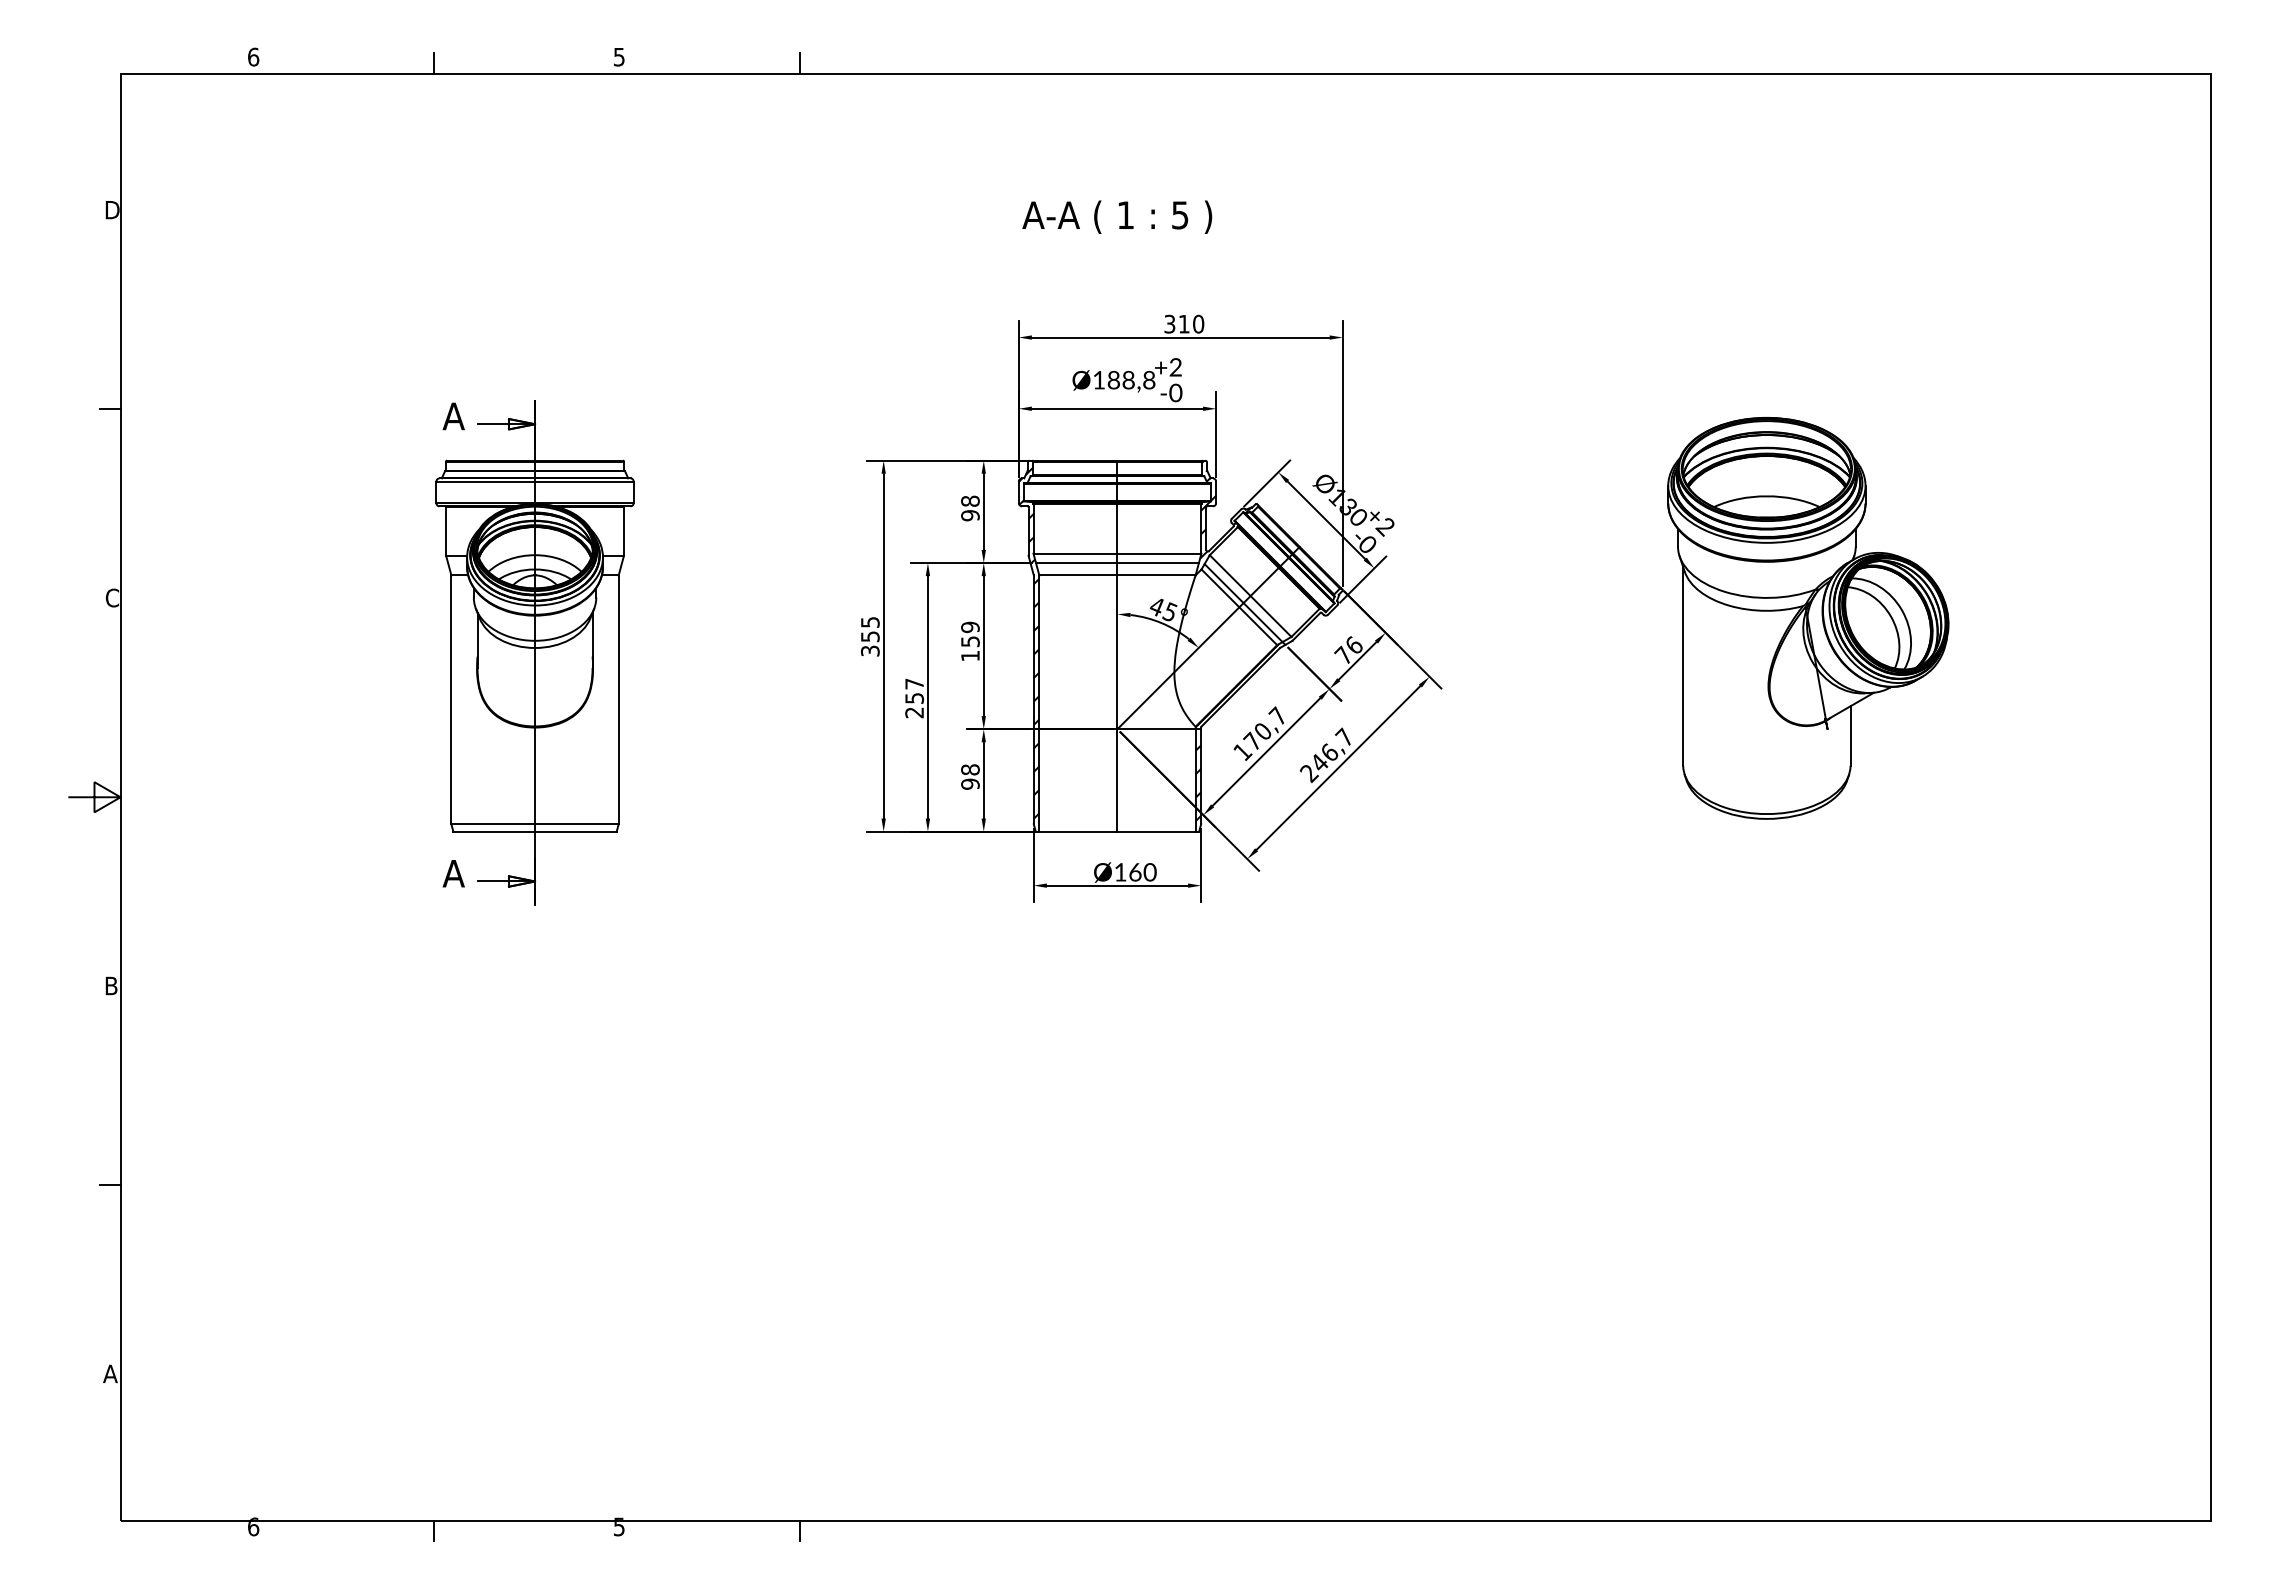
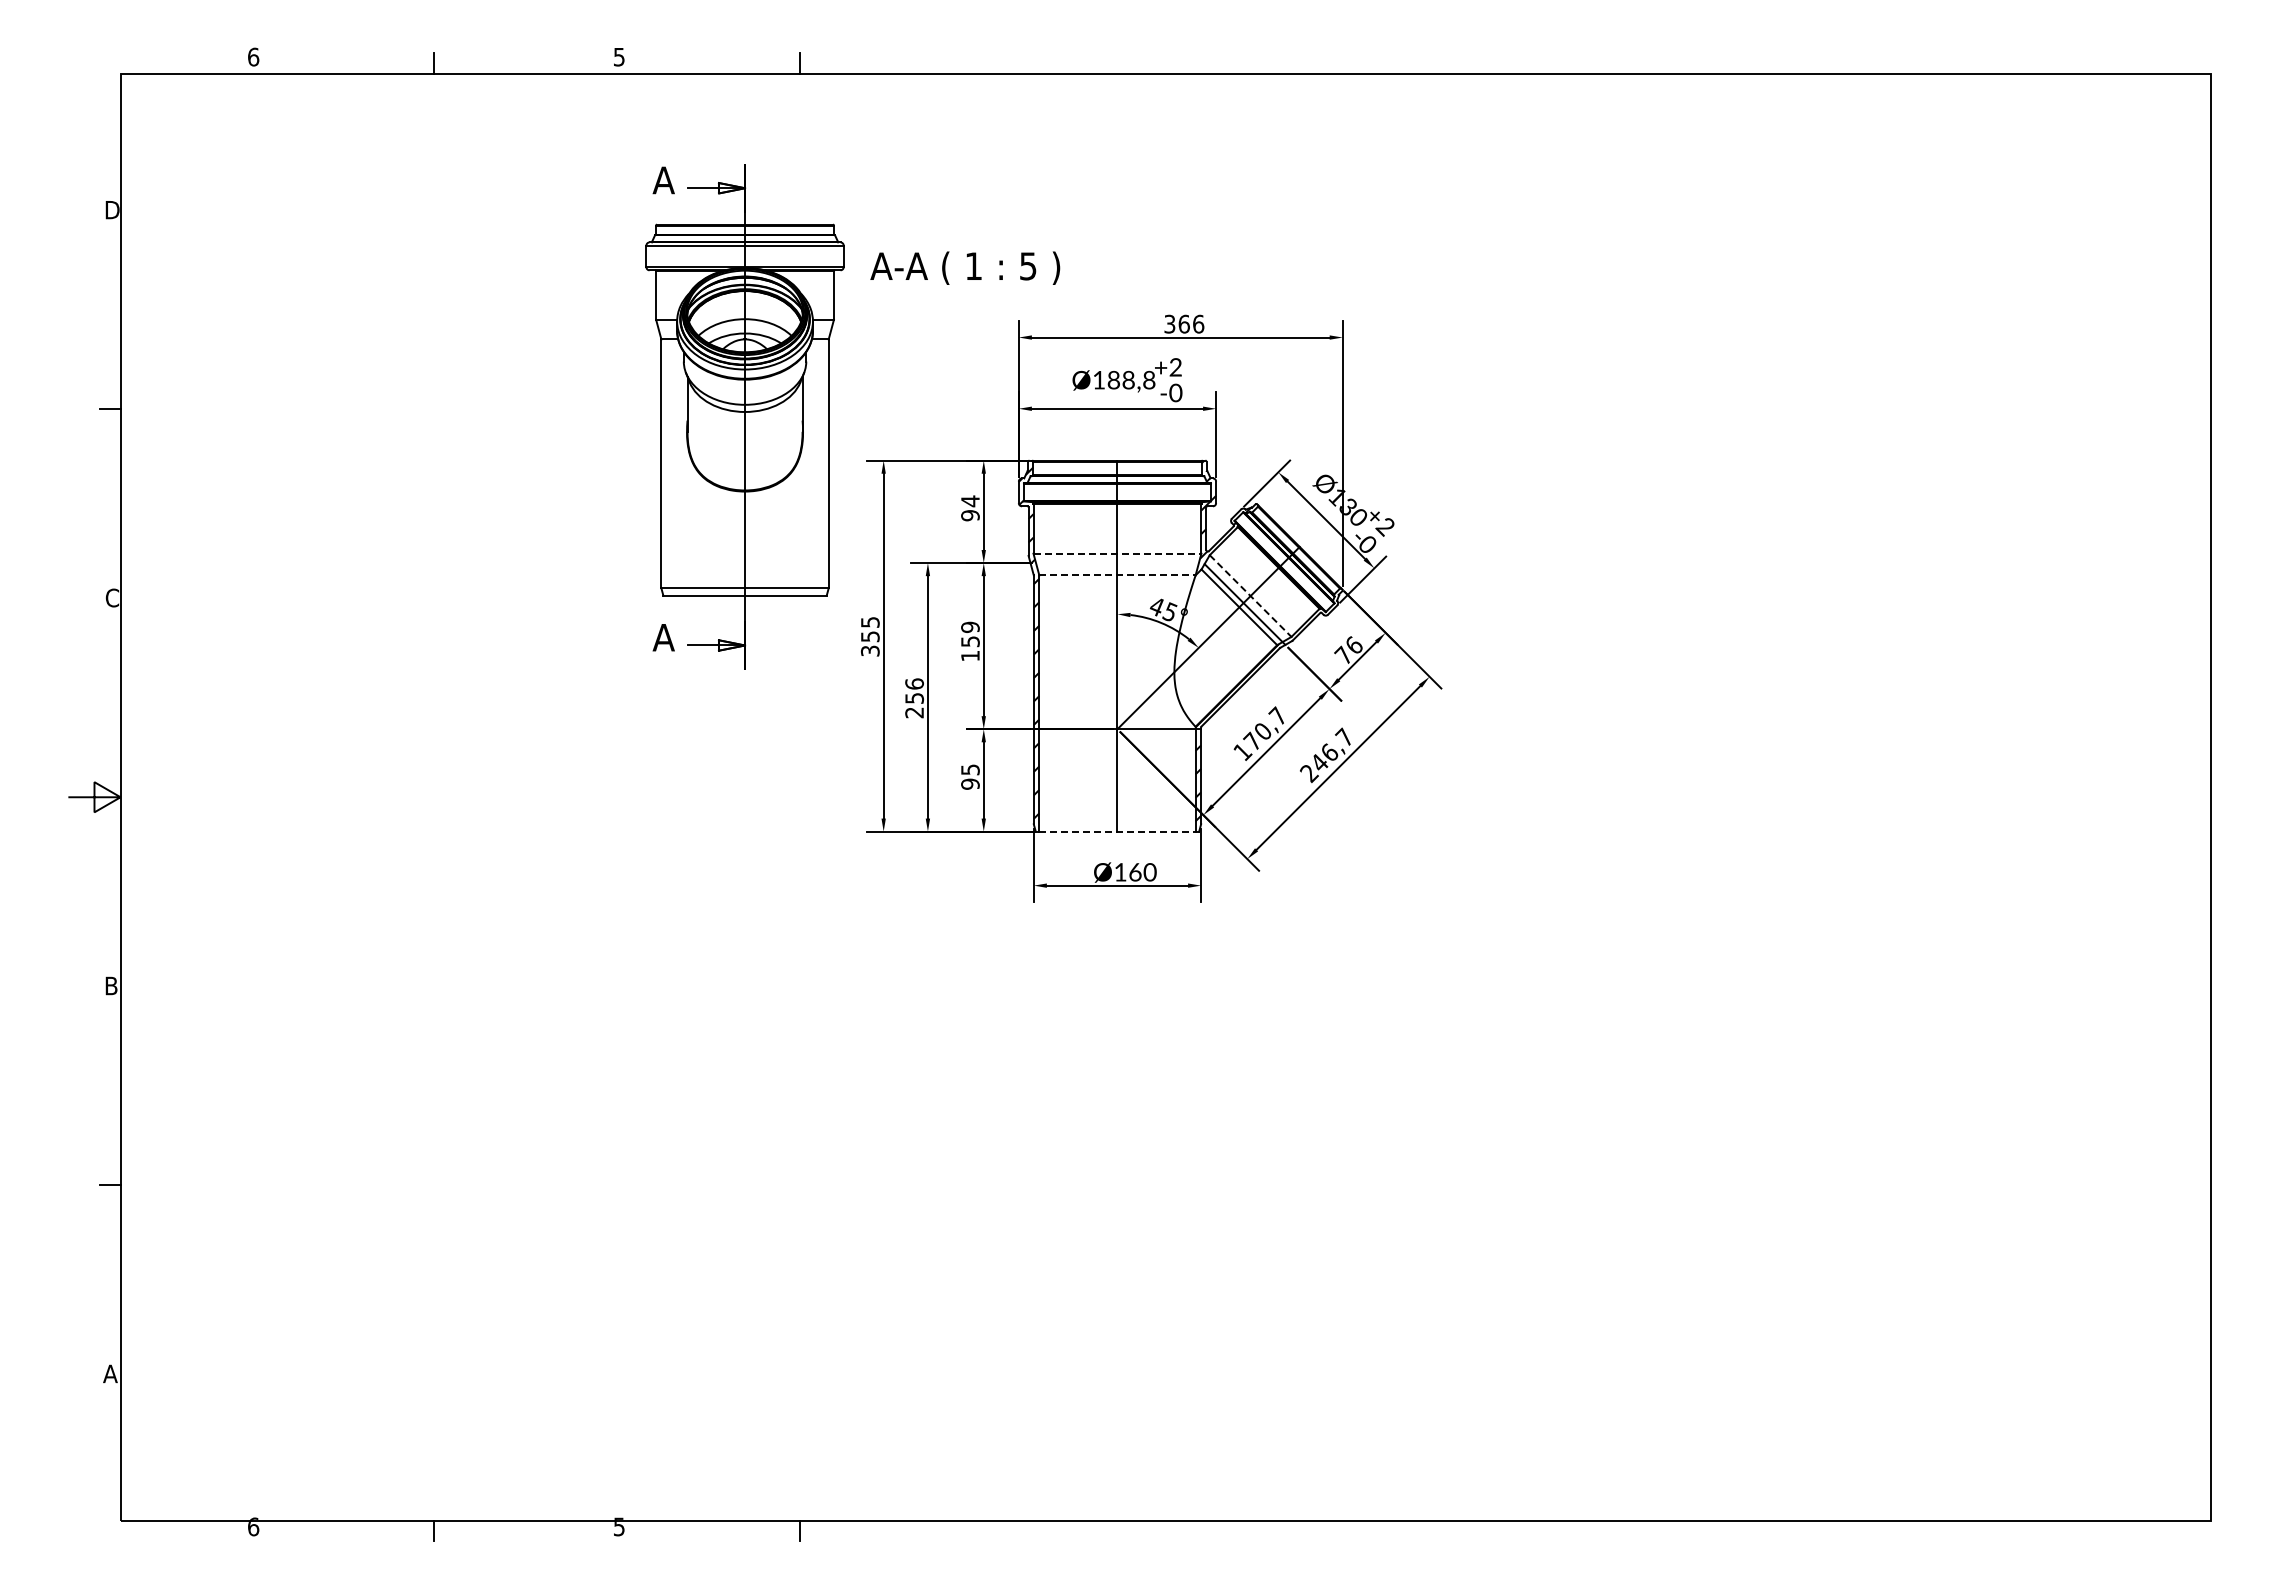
text position: (1117, 216) -> (965, 267) (965, 267)
text: 310 -> 366 (1191, 323)
text: 98 -> 94 (970, 501)
line: solid -> dashed (1117, 553)
line: present -> none (1117, 563)
line: solid -> dashed (1117, 575)
line: solid -> dashed (1250, 596)
part: present -> none (1808, 618)
part position: (534, 652) -> (744, 416) (744, 416)
text: 257 -> 256 (914, 683)
text: 98 -> 95 (970, 769)
line: solid -> dashed (1117, 831)
